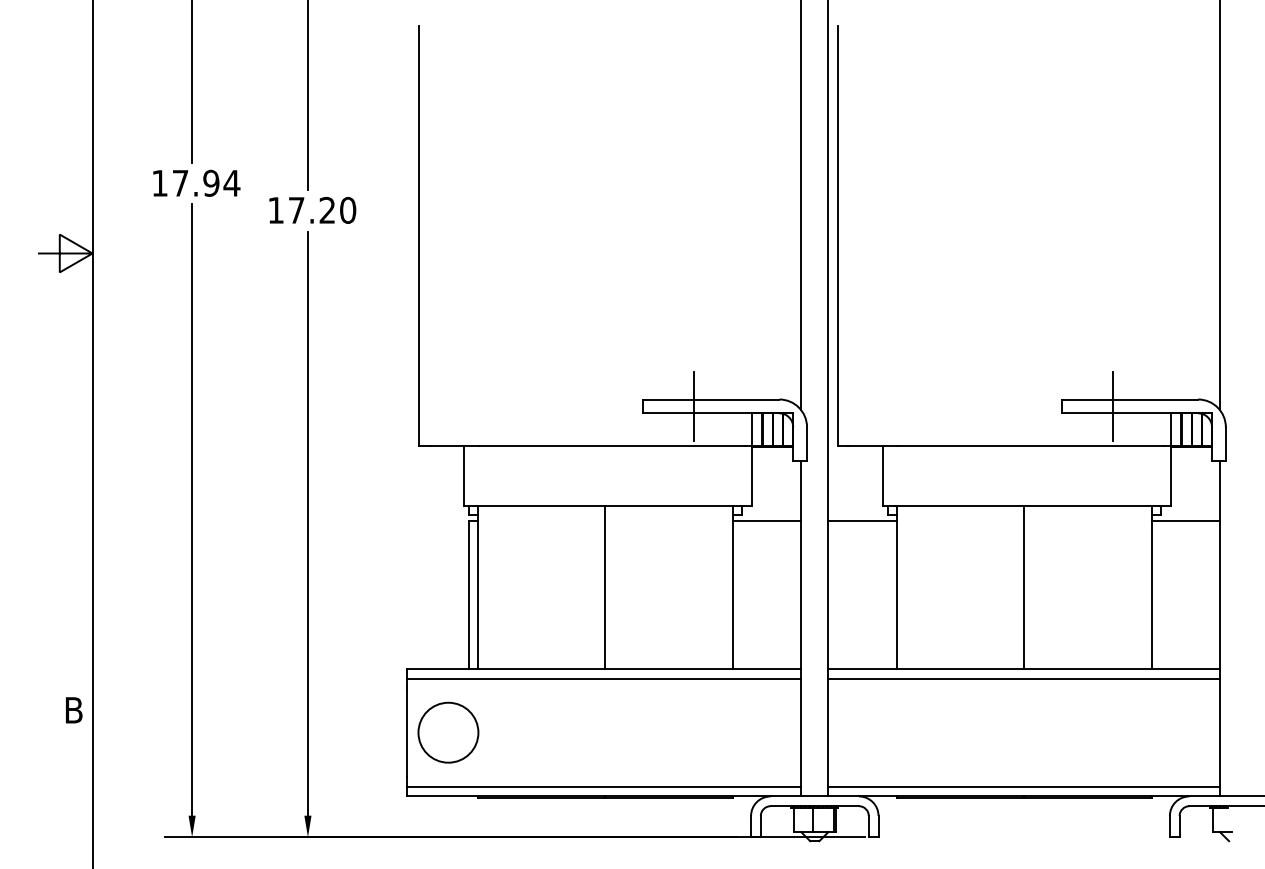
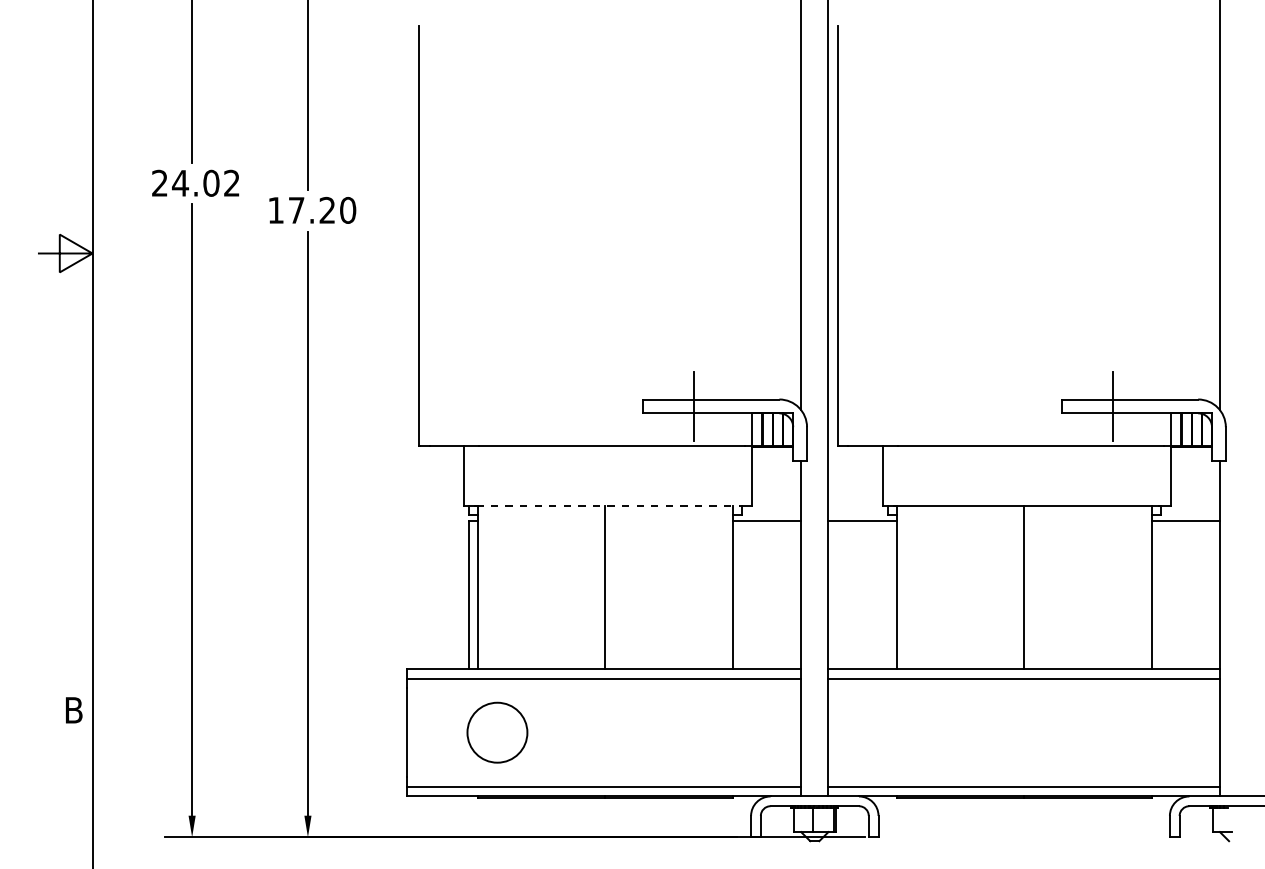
text: 17.94 -> 24.02 (196, 182)
line: solid -> dashed (608, 505)
circle position: (448, 732) -> (497, 732) (497, 732)
